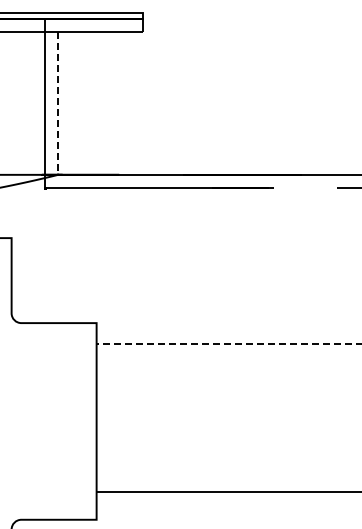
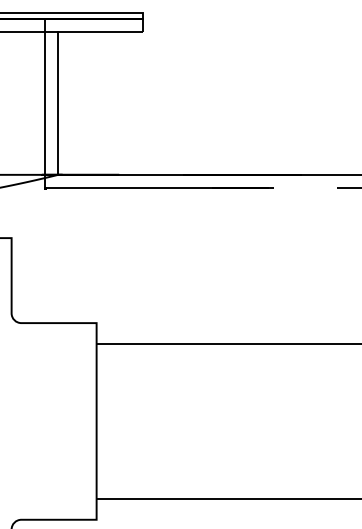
line: dashed -> solid (58, 103)
line: dashed -> solid (228, 343)
line position: (227, 492) -> (227, 499) (227, 499)
